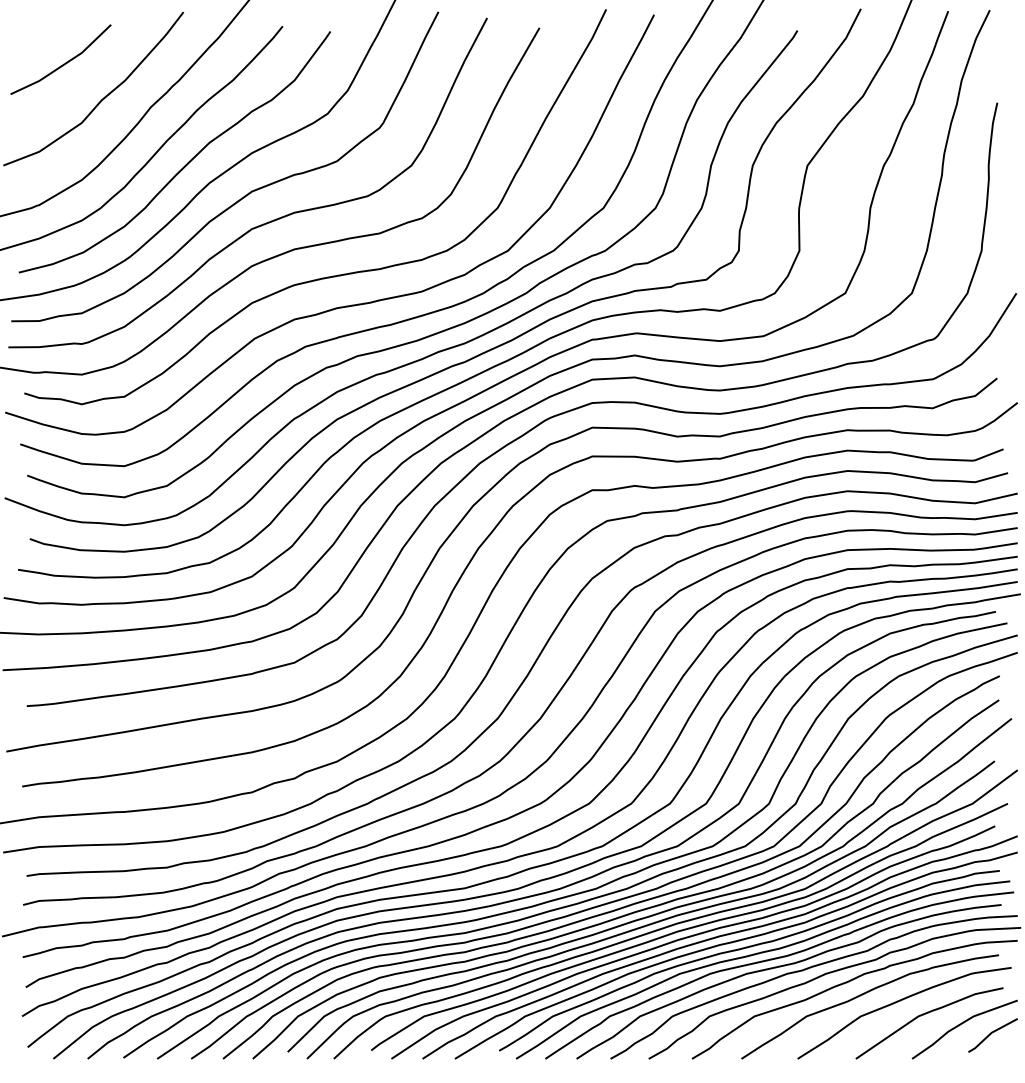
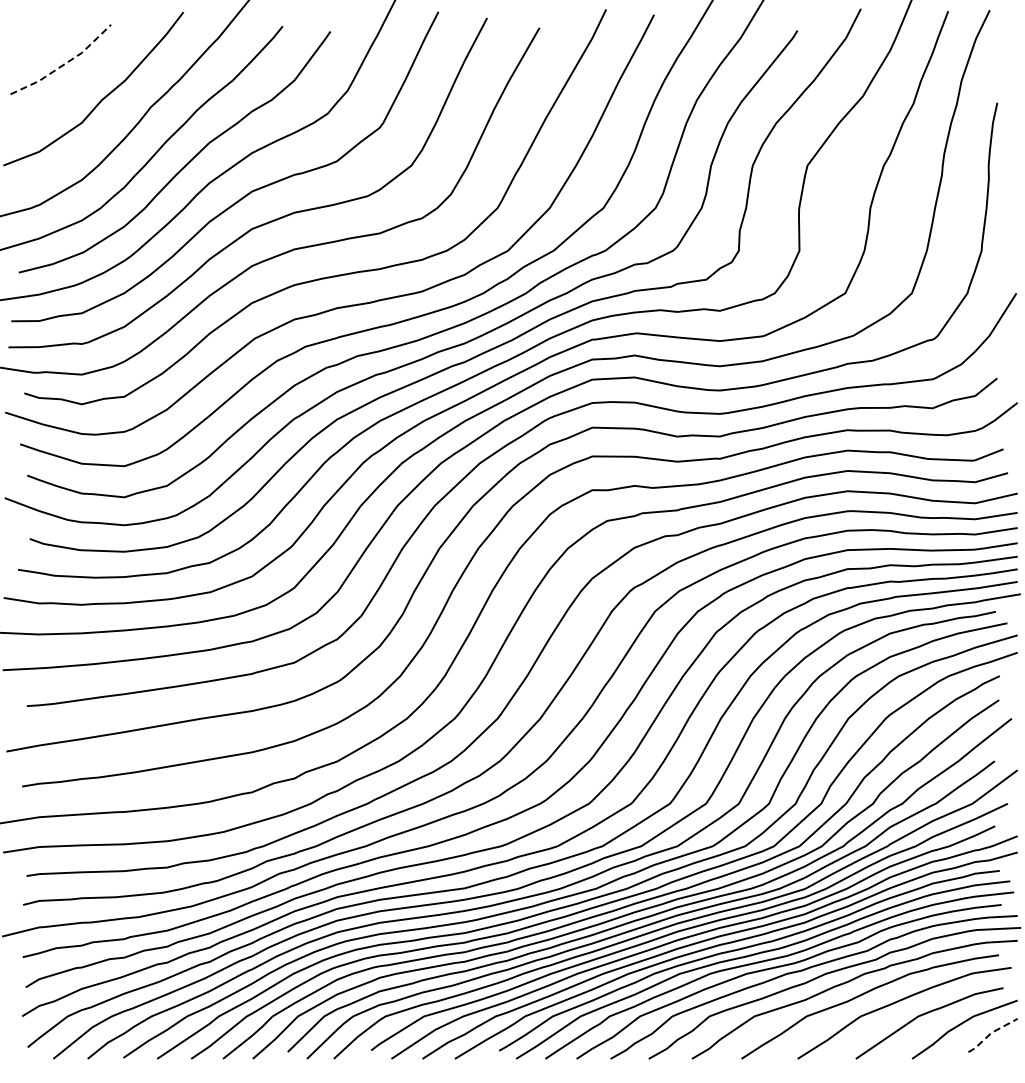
line: solid -> dashed (64, 64)
line: solid -> dashed (991, 1032)
